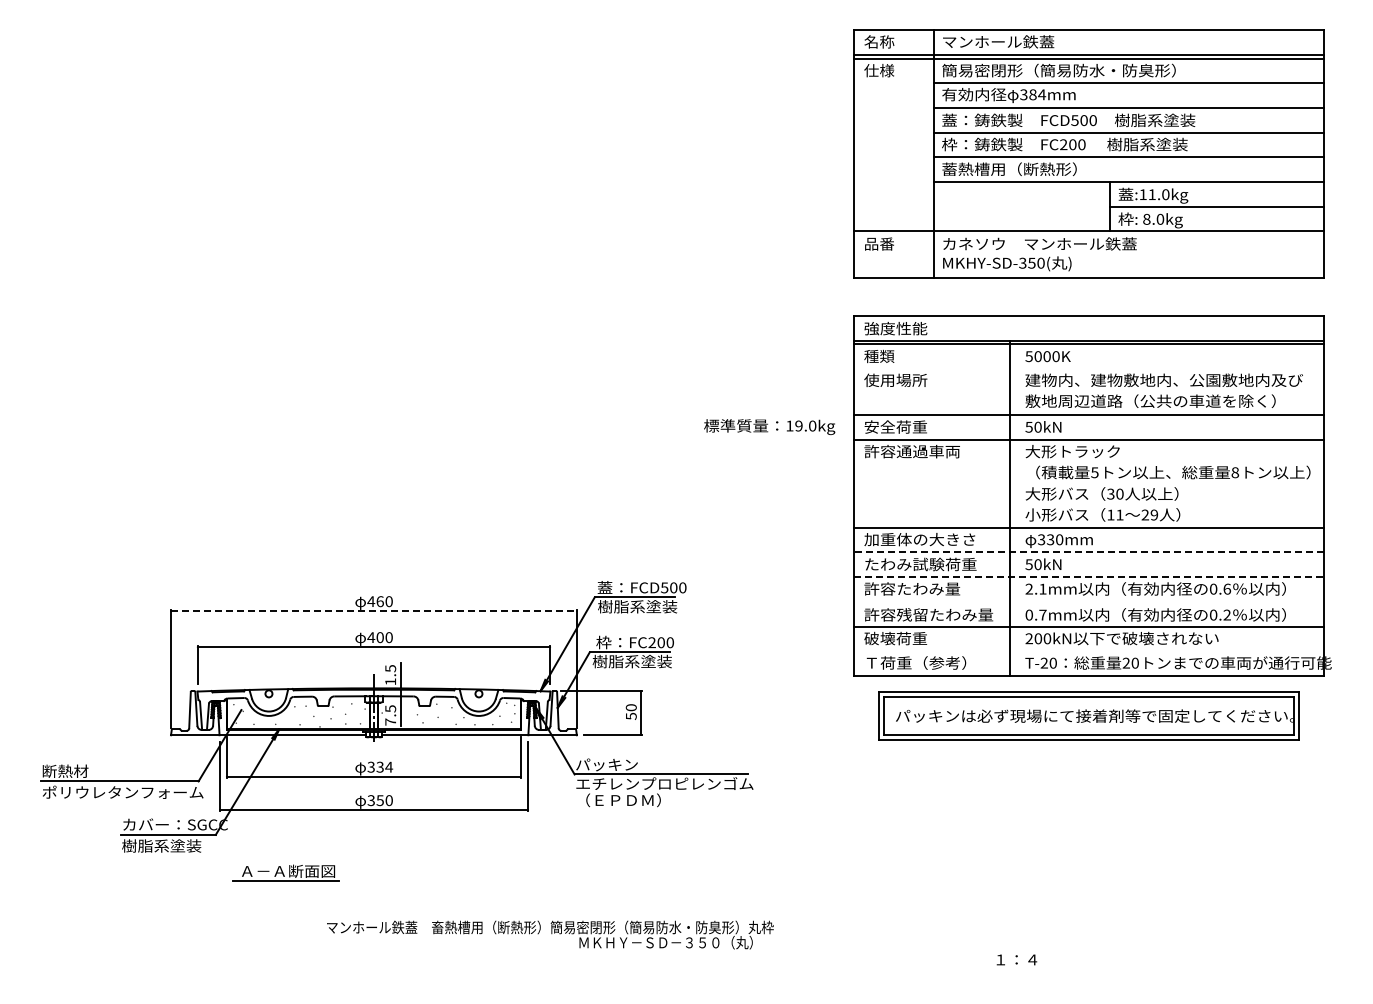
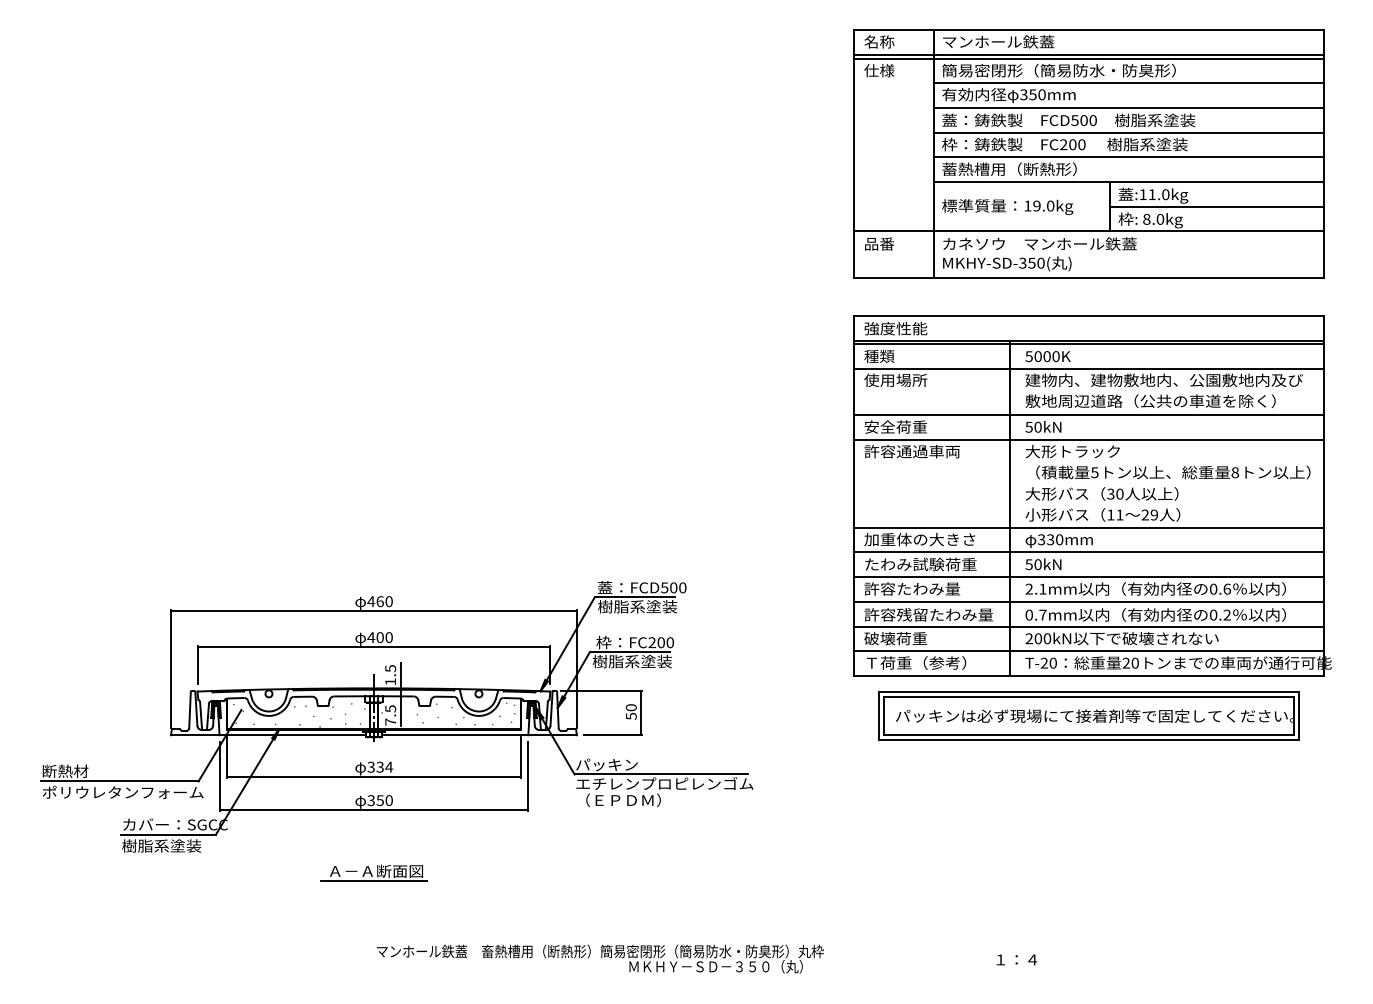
text: 384mm -> 350mm (1037, 94)
line: none -> present (1088, 369)
text position: (769, 426) -> (1007, 206) (1007, 206)
line: dashed -> solid (1089, 552)
line: dashed -> solid (1089, 577)
line: none -> present (1088, 601)
line: dashed -> solid (373, 611)
line: none -> present (1088, 651)
part position: (285, 872) -> (373, 872) (373, 872)
text position: (550, 934) -> (600, 958) (600, 958)
